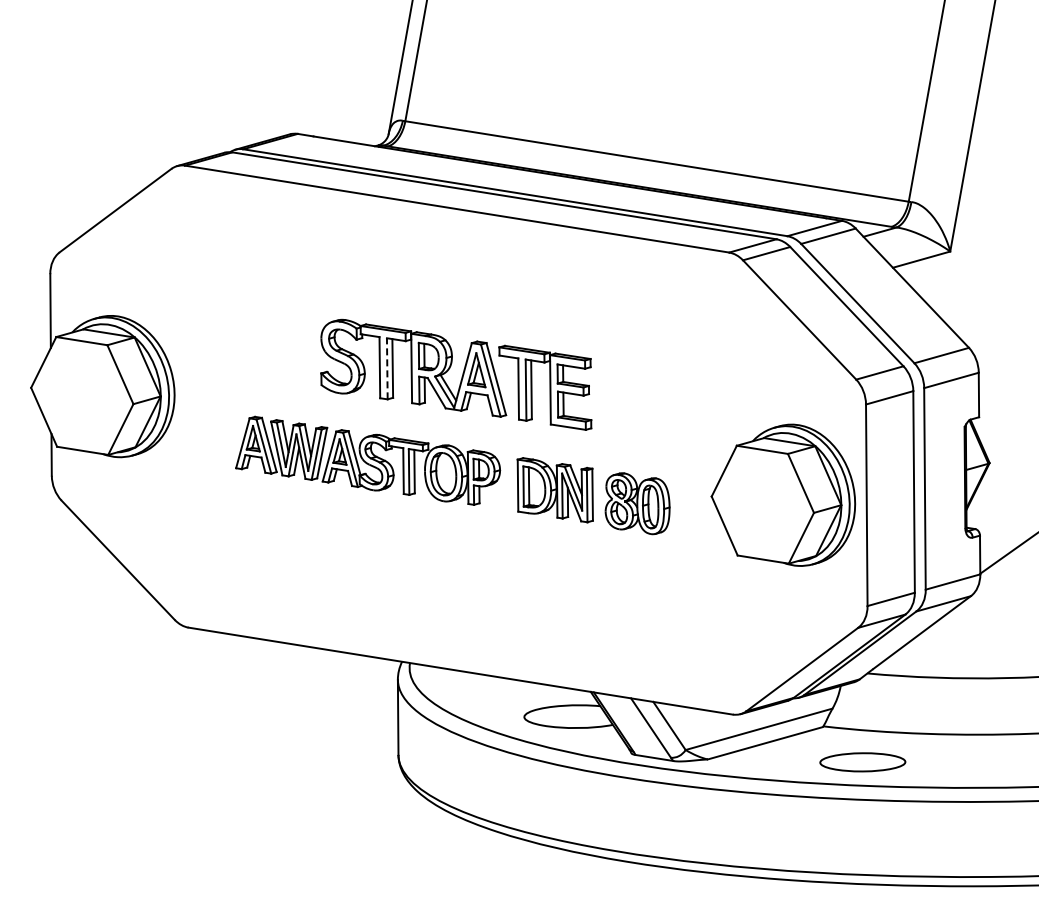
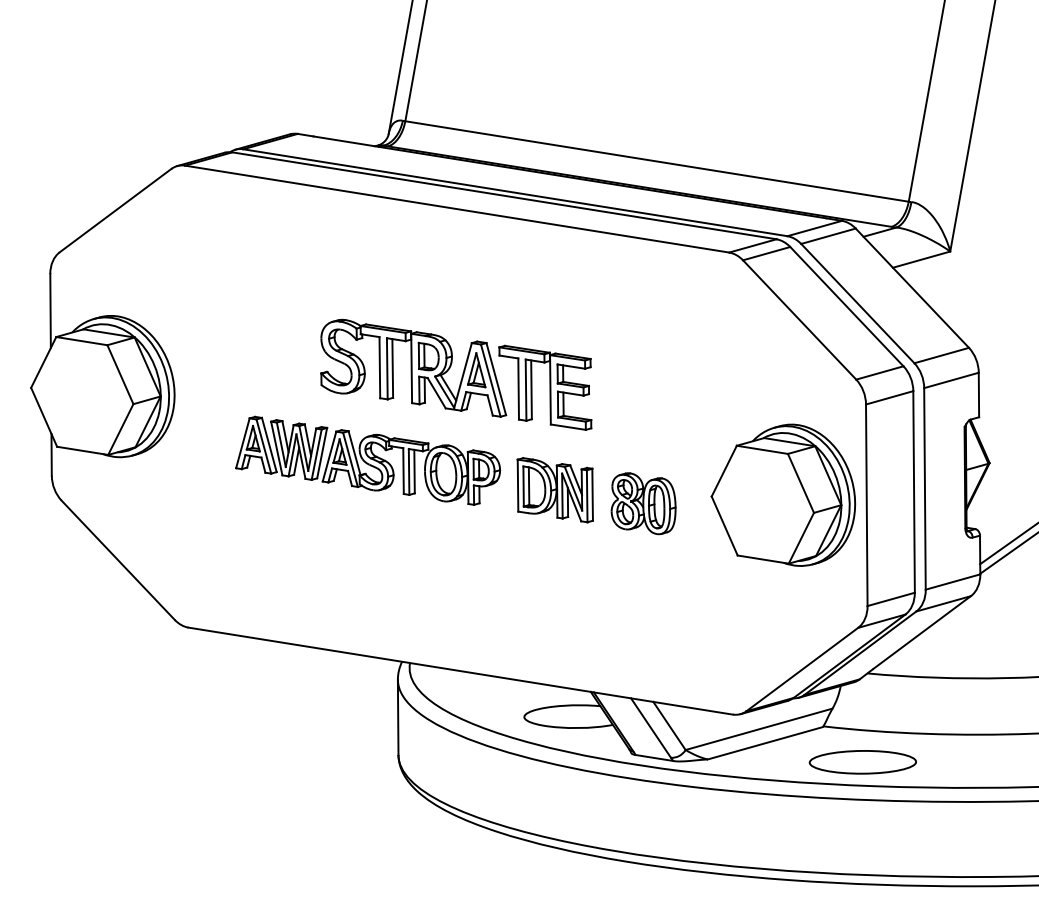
line: dashed -> solid (387, 368)
part position: (637, 503) -> (643, 503) (643, 503)
line: none -> present (1007, 544)
part size: 88x21 px -> 109x25 px (862, 762)
